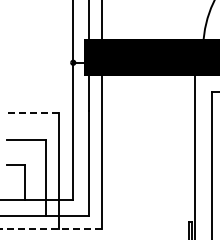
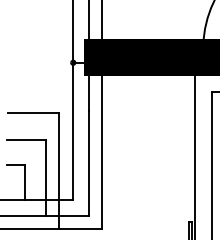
line: dashed -> solid (33, 113)
line: dashed -> solid (50, 228)
